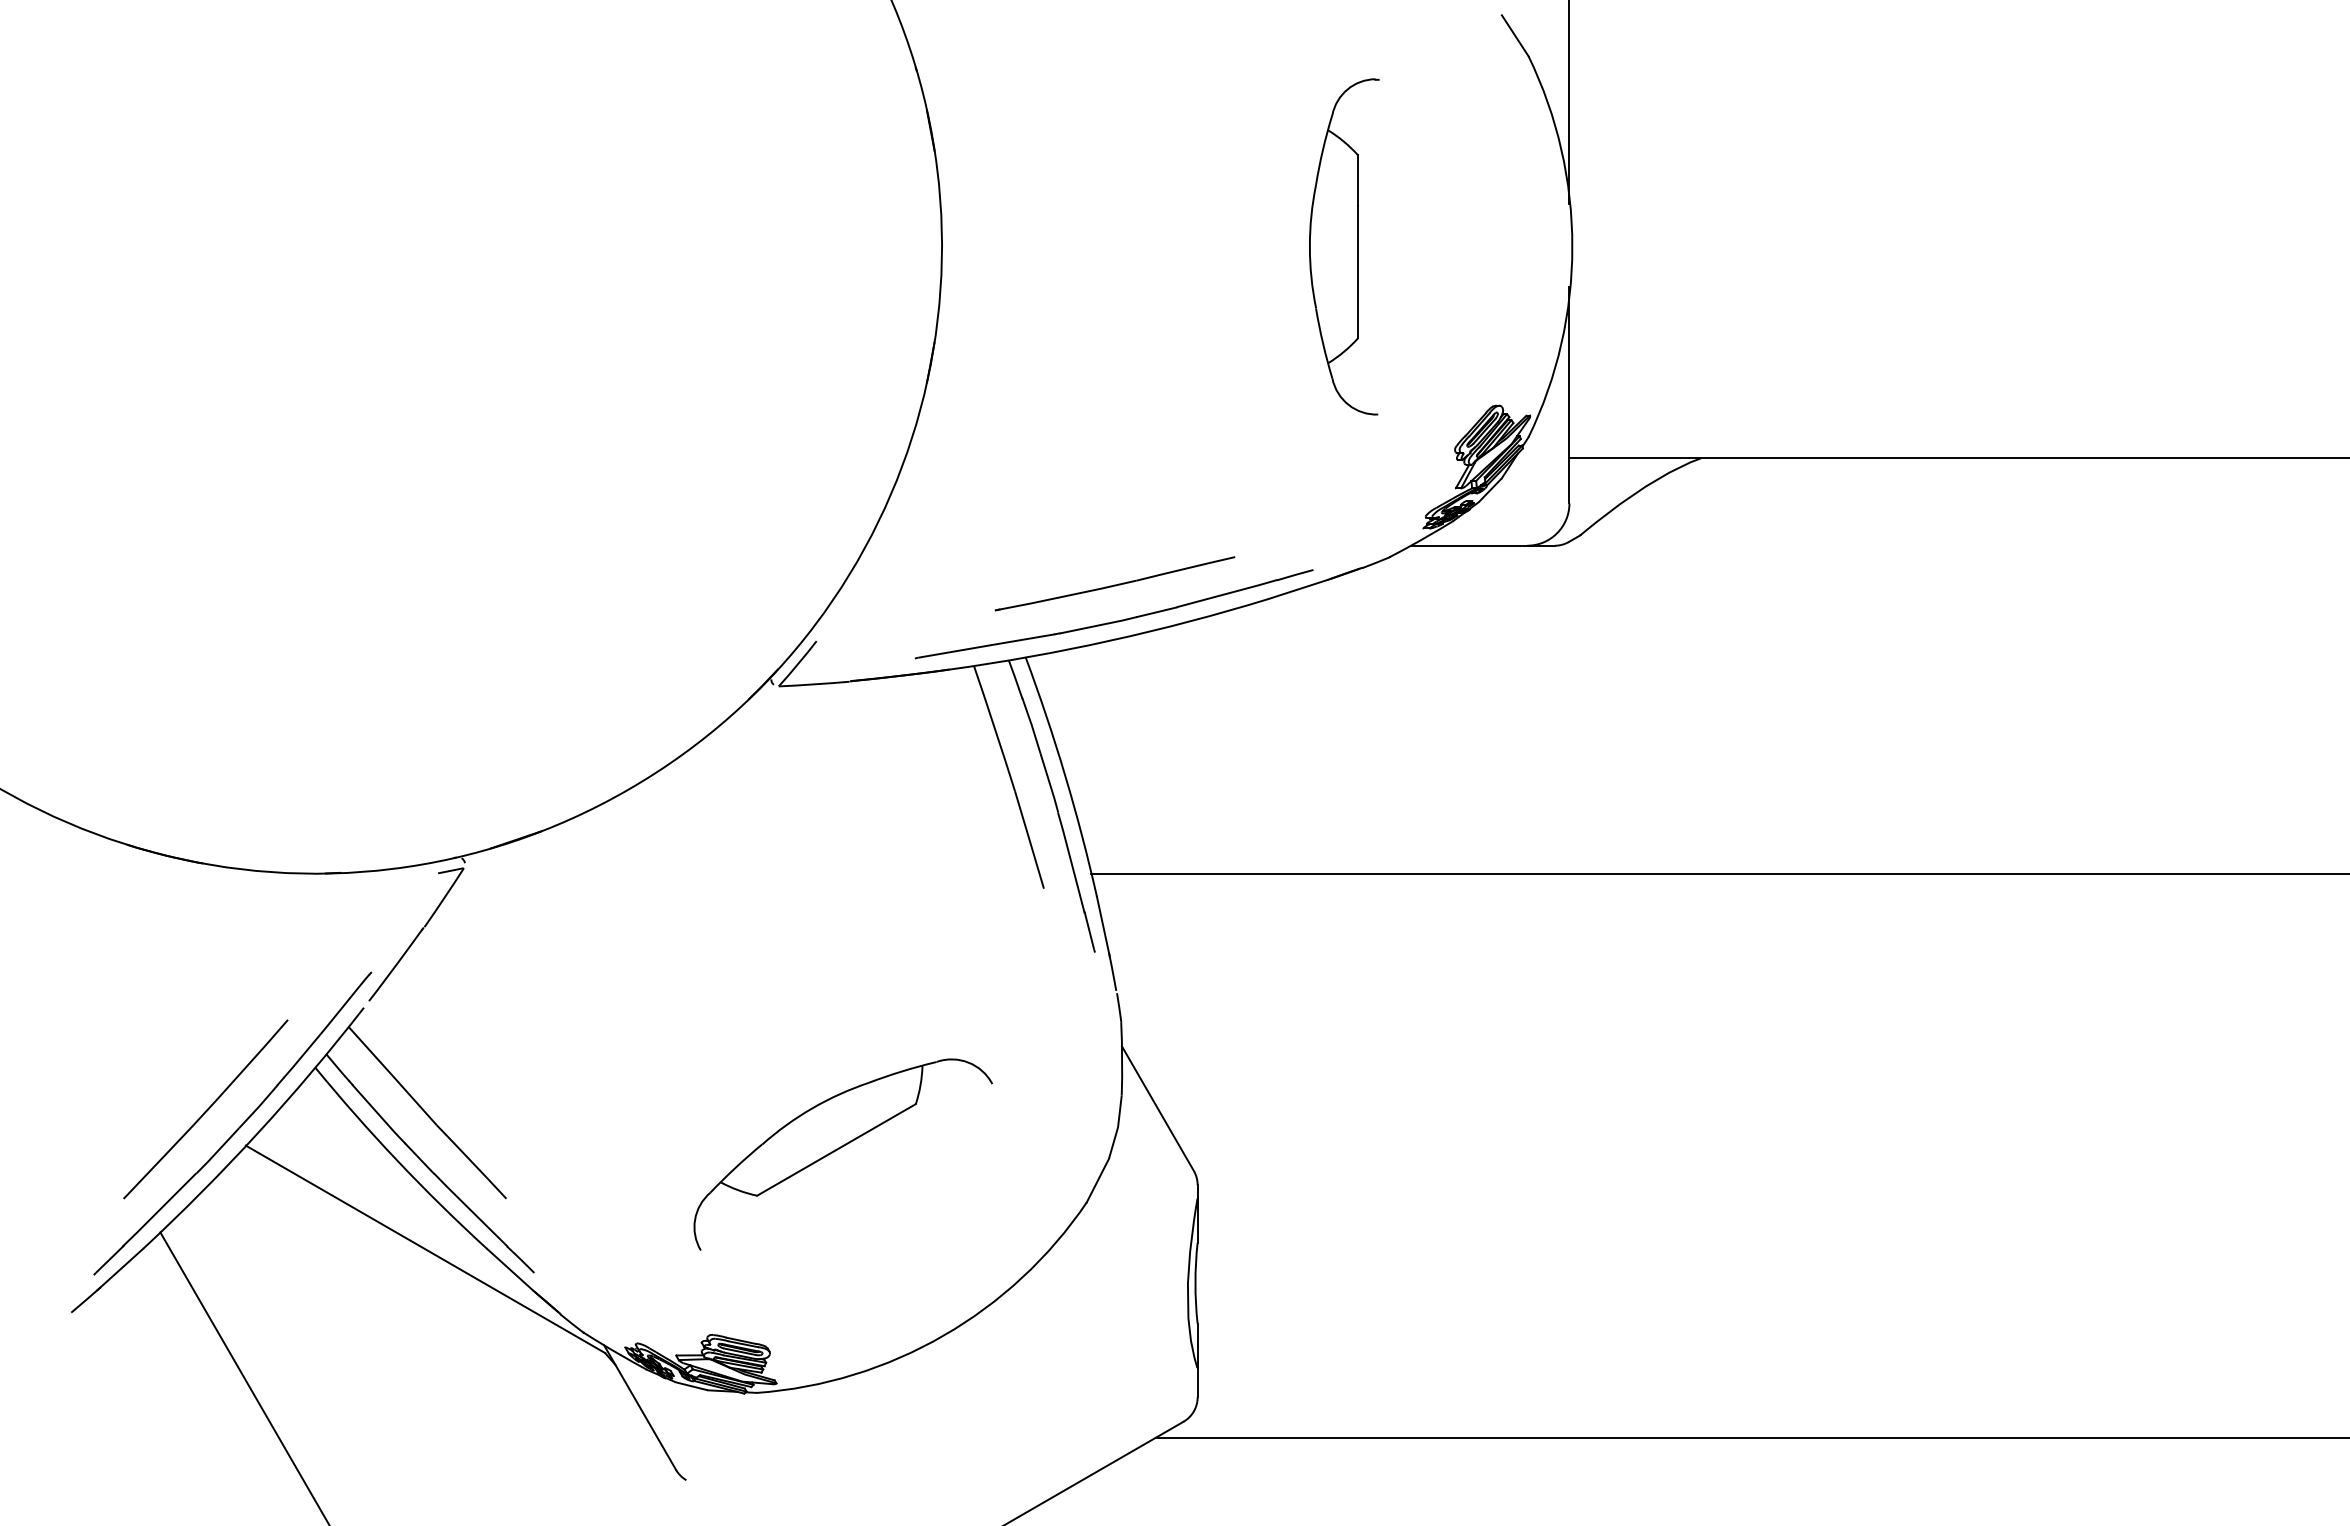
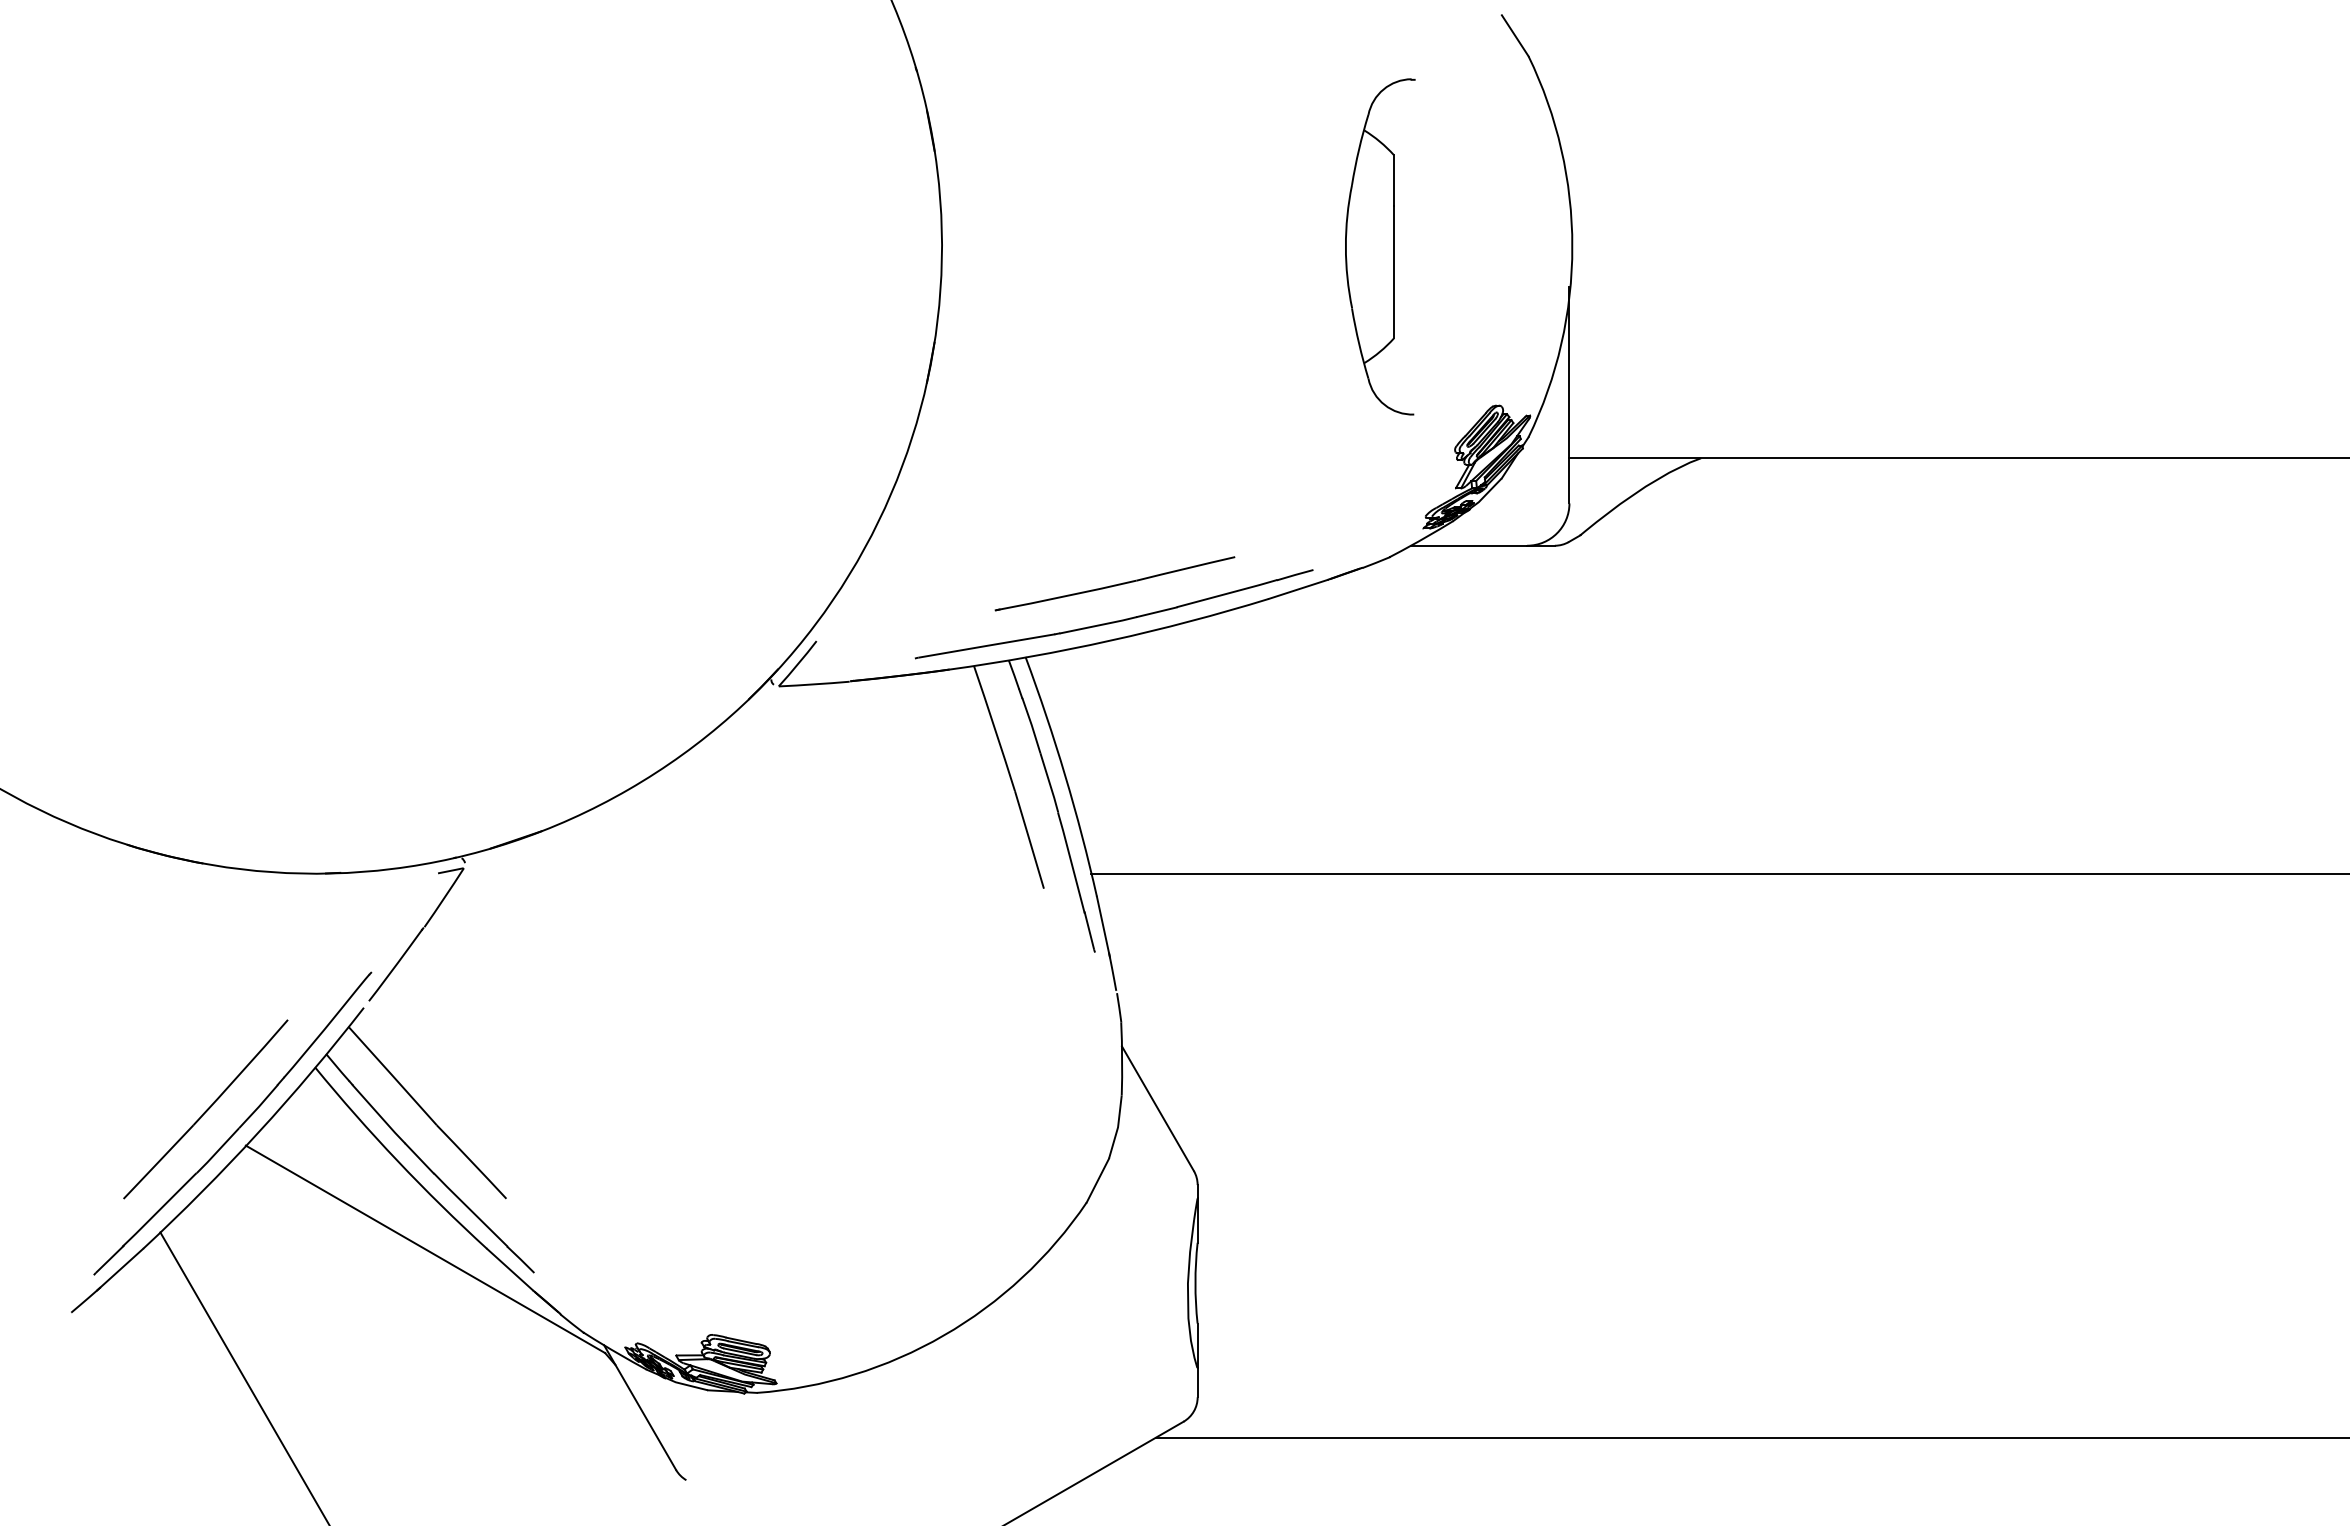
line: present -> none (1569, 102)
part position: (1344, 246) -> (1380, 246) (1380, 246)
part: present -> none (842, 1154)
